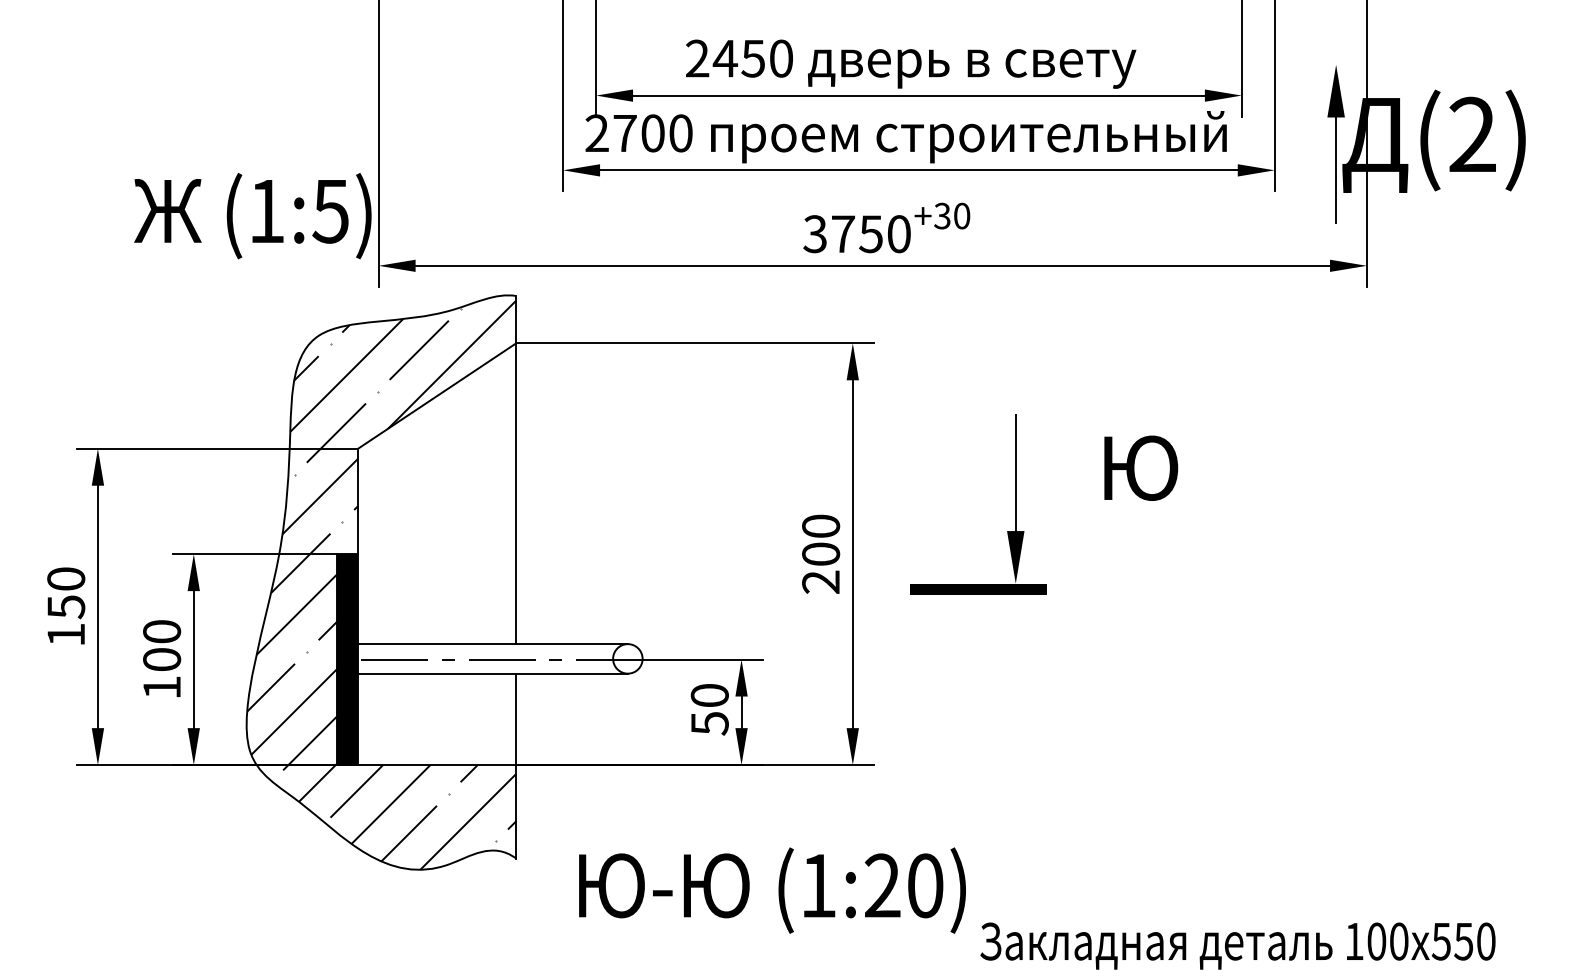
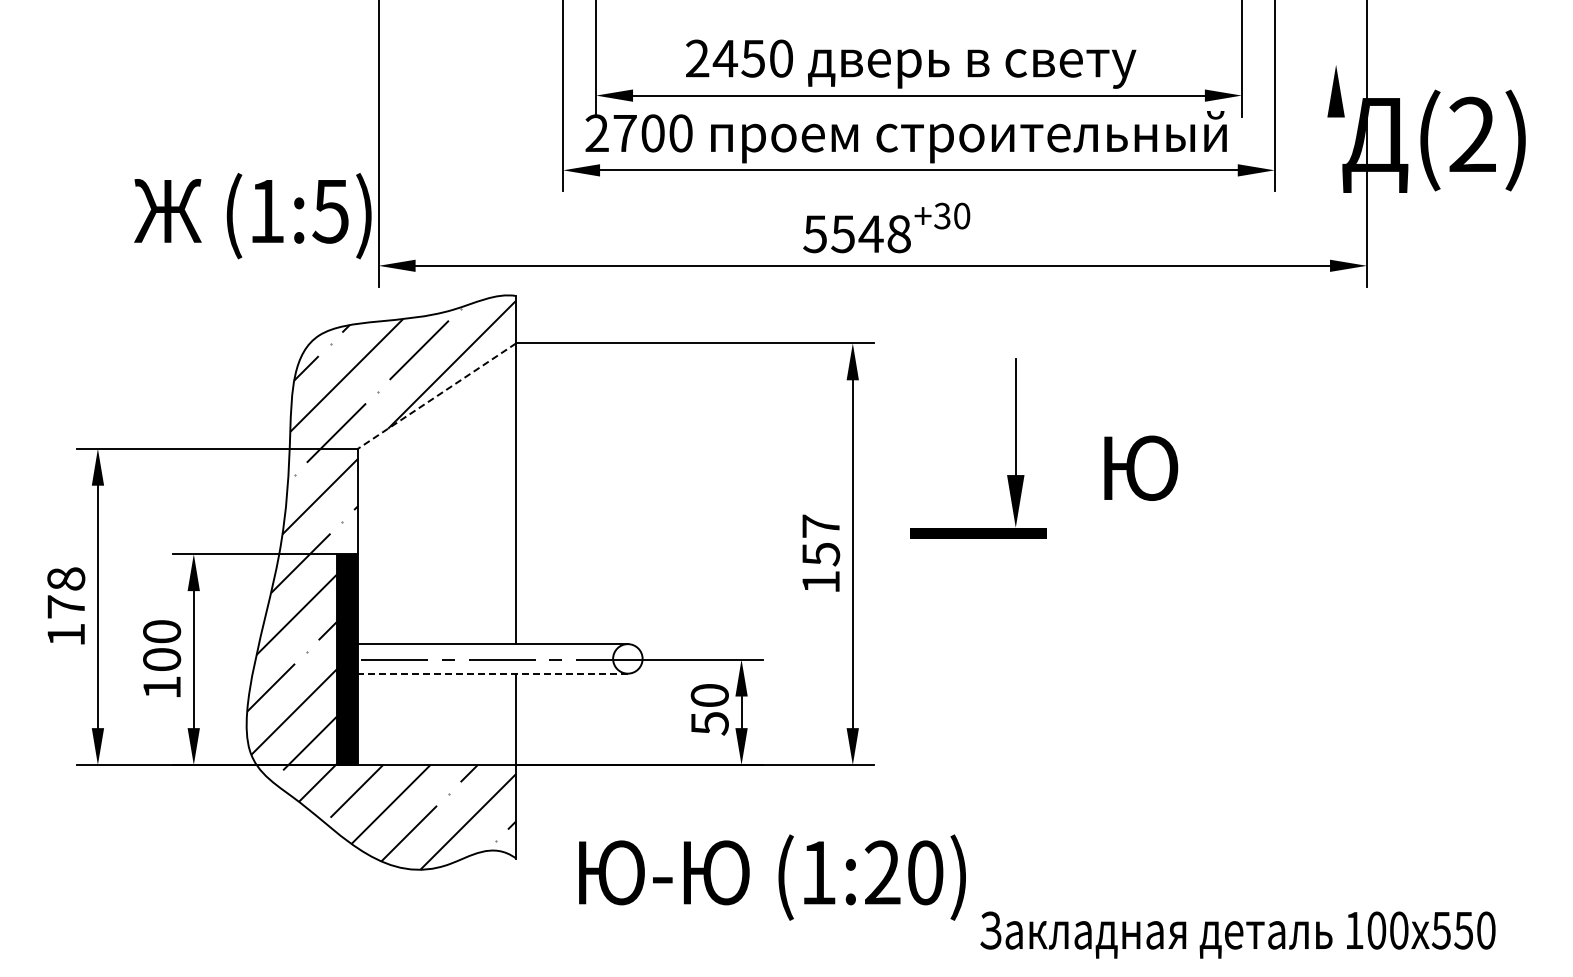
line: present -> none (1336, 169)
text: 3750 -> 5548 (856, 234)
line: solid -> dashed (436, 396)
part position: (1015, 504) -> (1015, 448) (1015, 448)
text: 200 -> 157 (821, 553)
text: 150 -> 178 (66, 593)
line: solid -> dashed (492, 673)
text position: (772, 890) -> (772, 877) (772, 877)
text position: (1237, 945) -> (1237, 934) (1237, 934)
